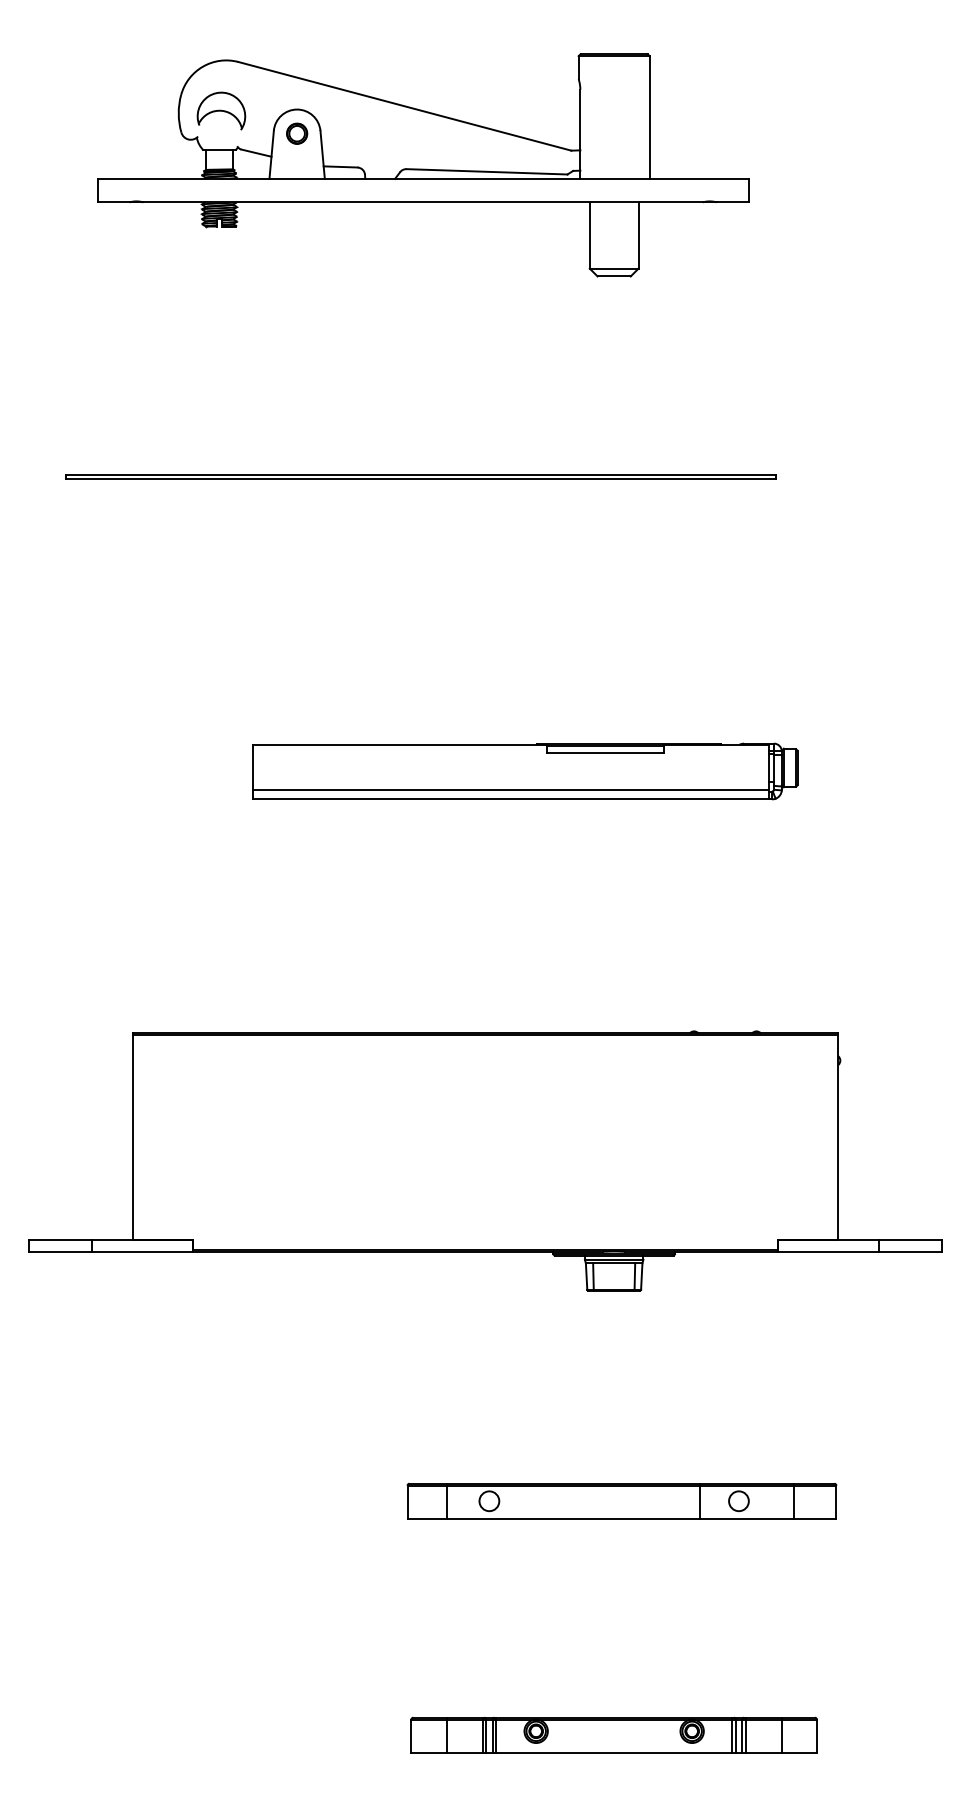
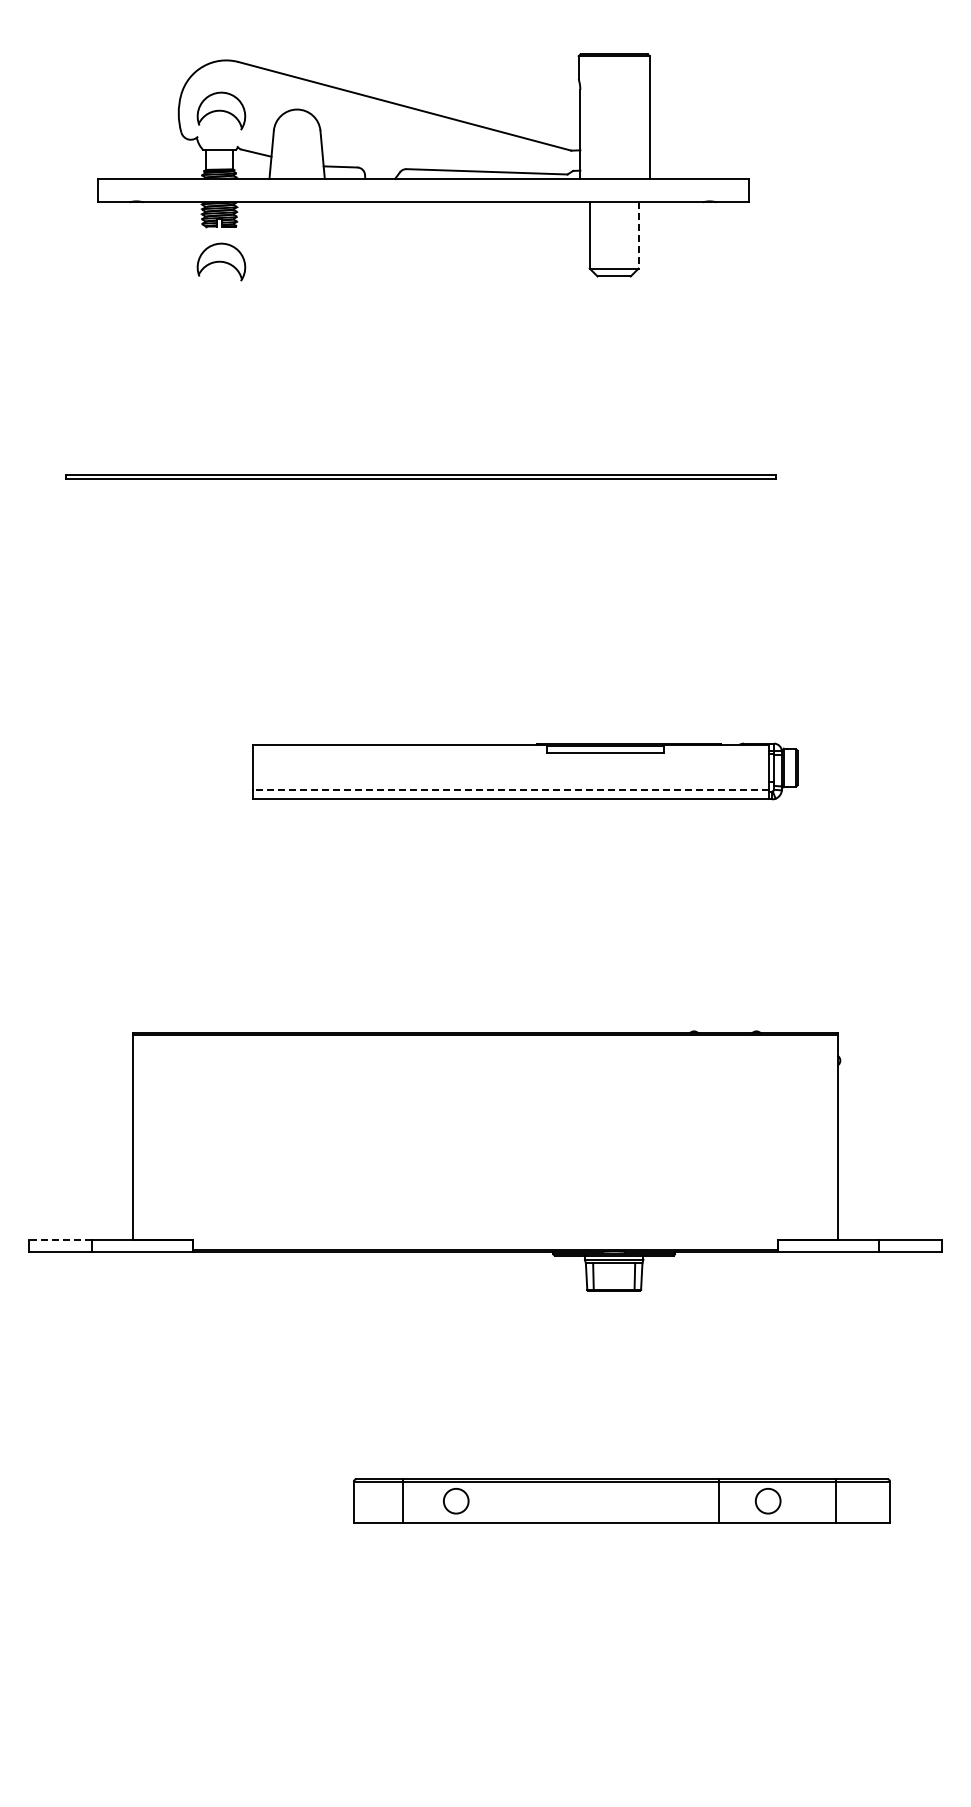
part: present -> none (297, 133)
line: solid -> dashed (638, 236)
part: none -> present (221, 261)
line: solid -> dashed (511, 789)
line: solid -> dashed (59, 1240)
part size: 432x37 px -> 538x46 px (621, 1500)
part: present -> none (613, 1734)
